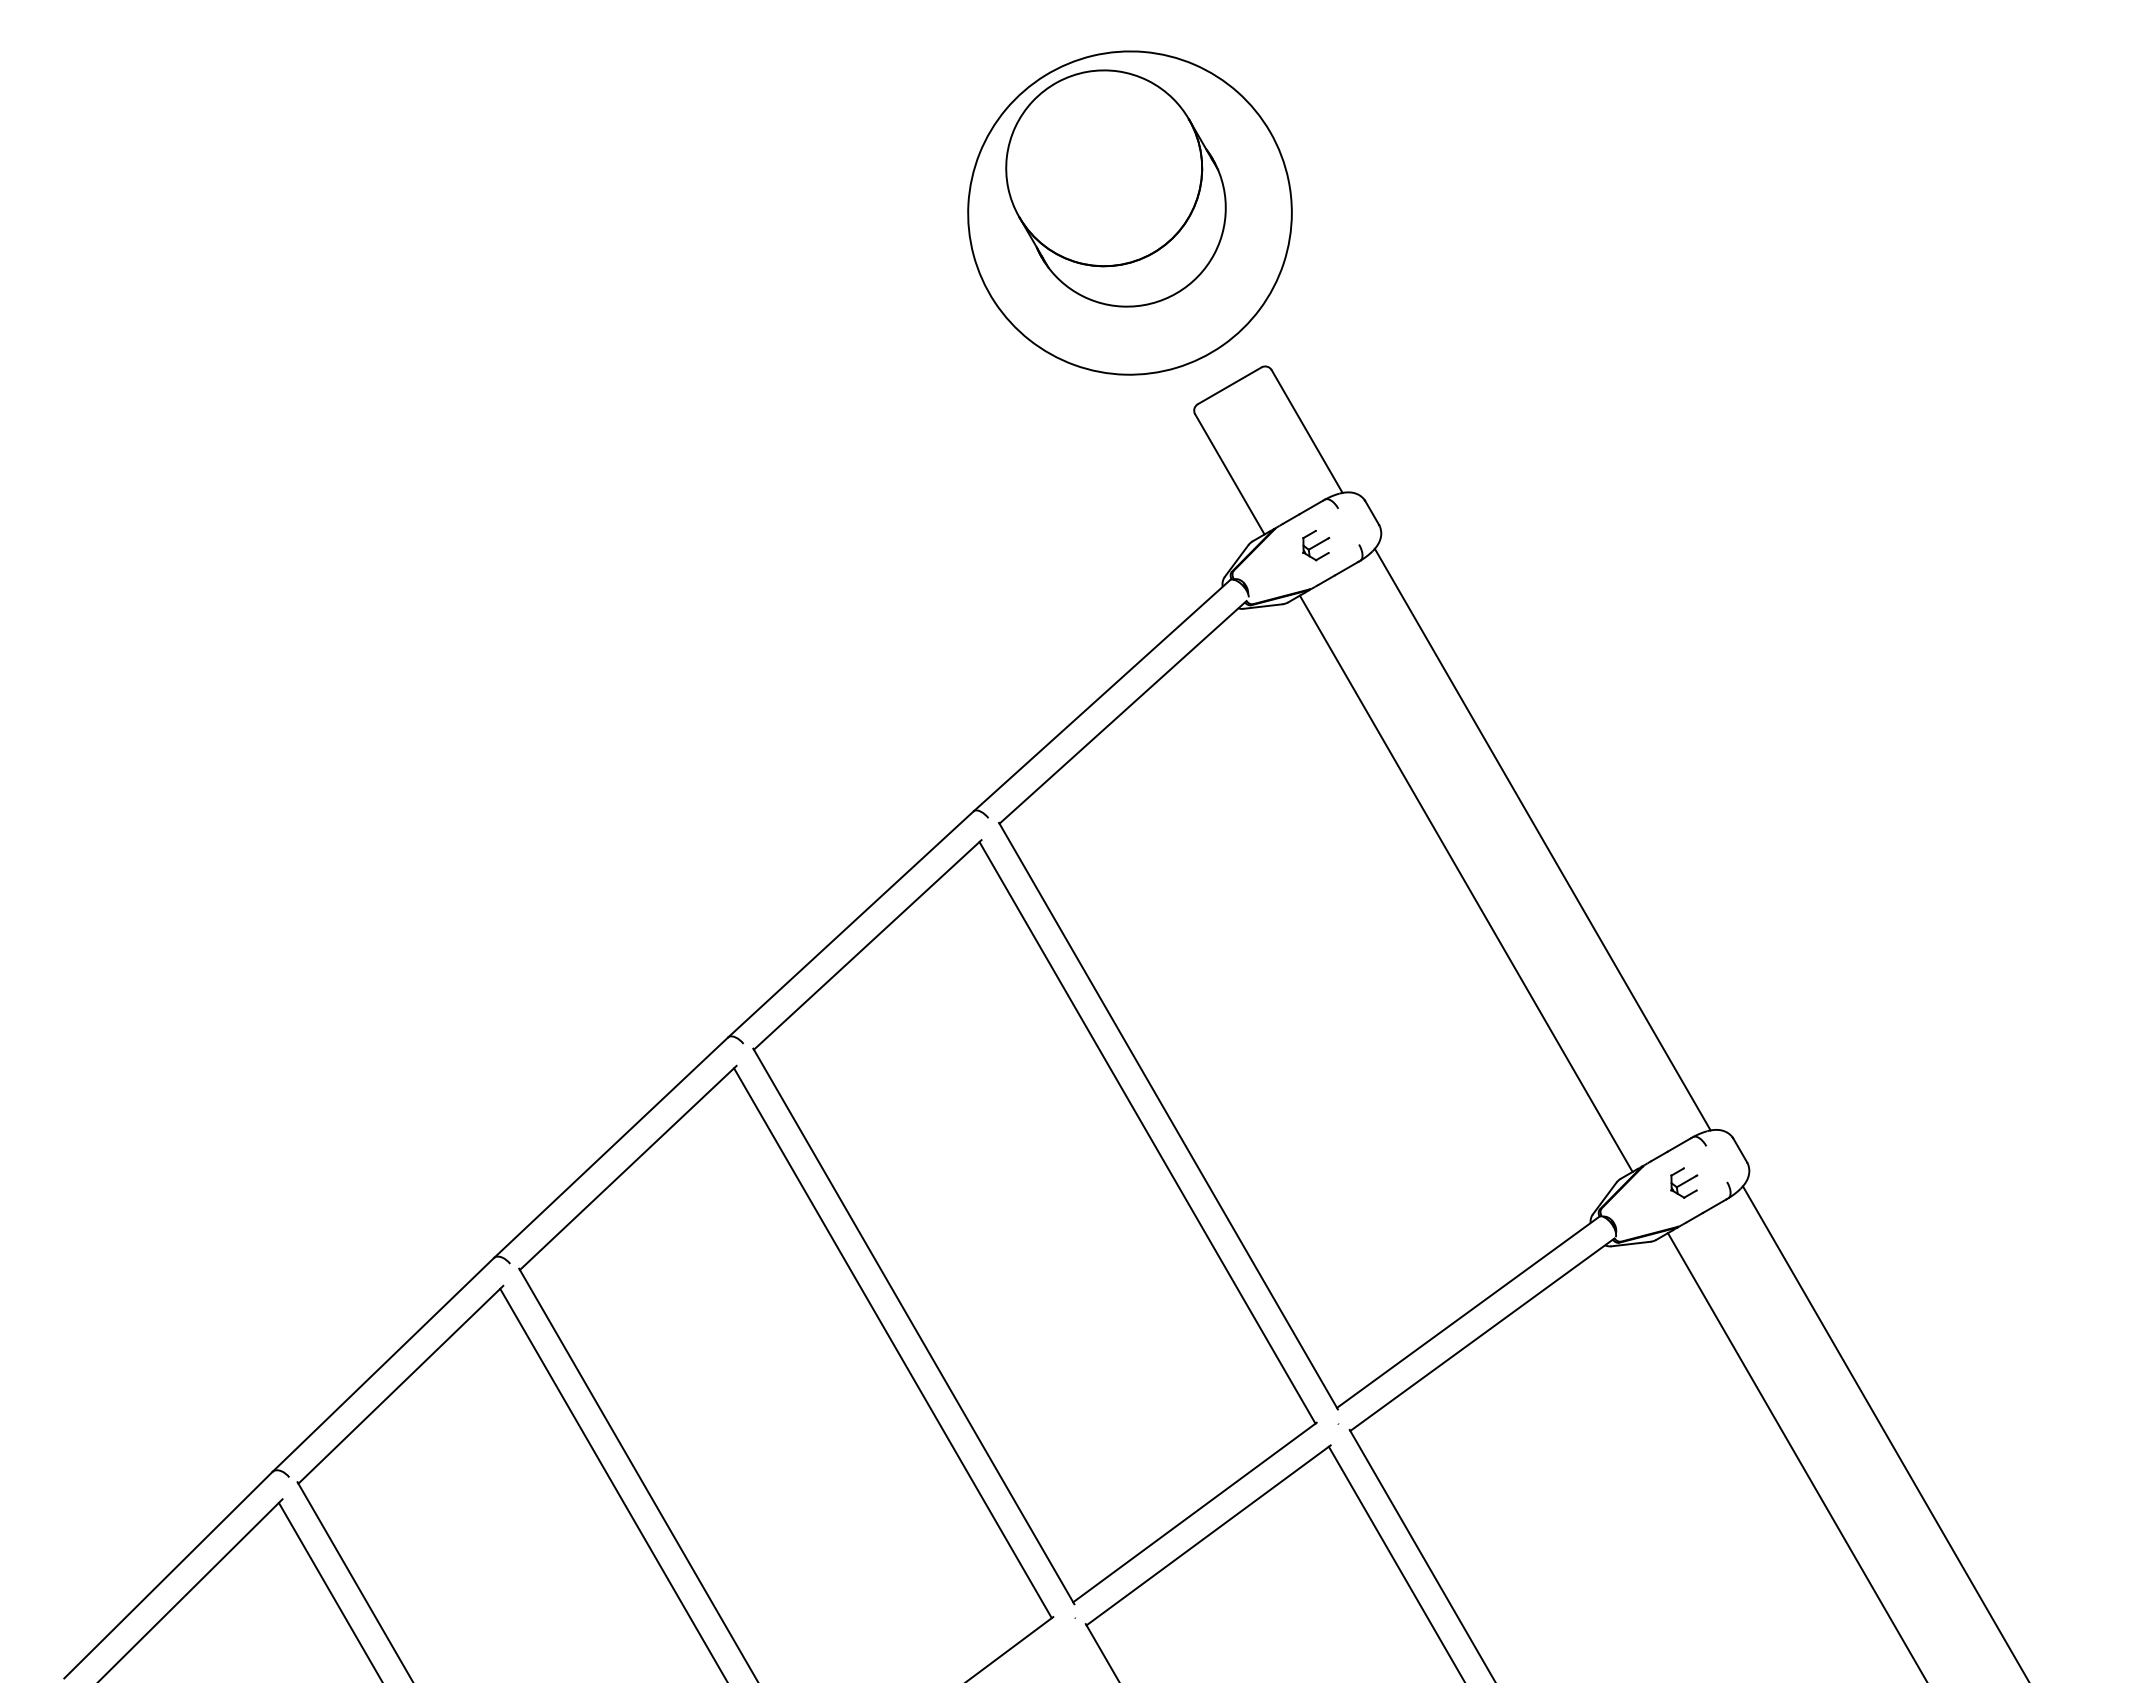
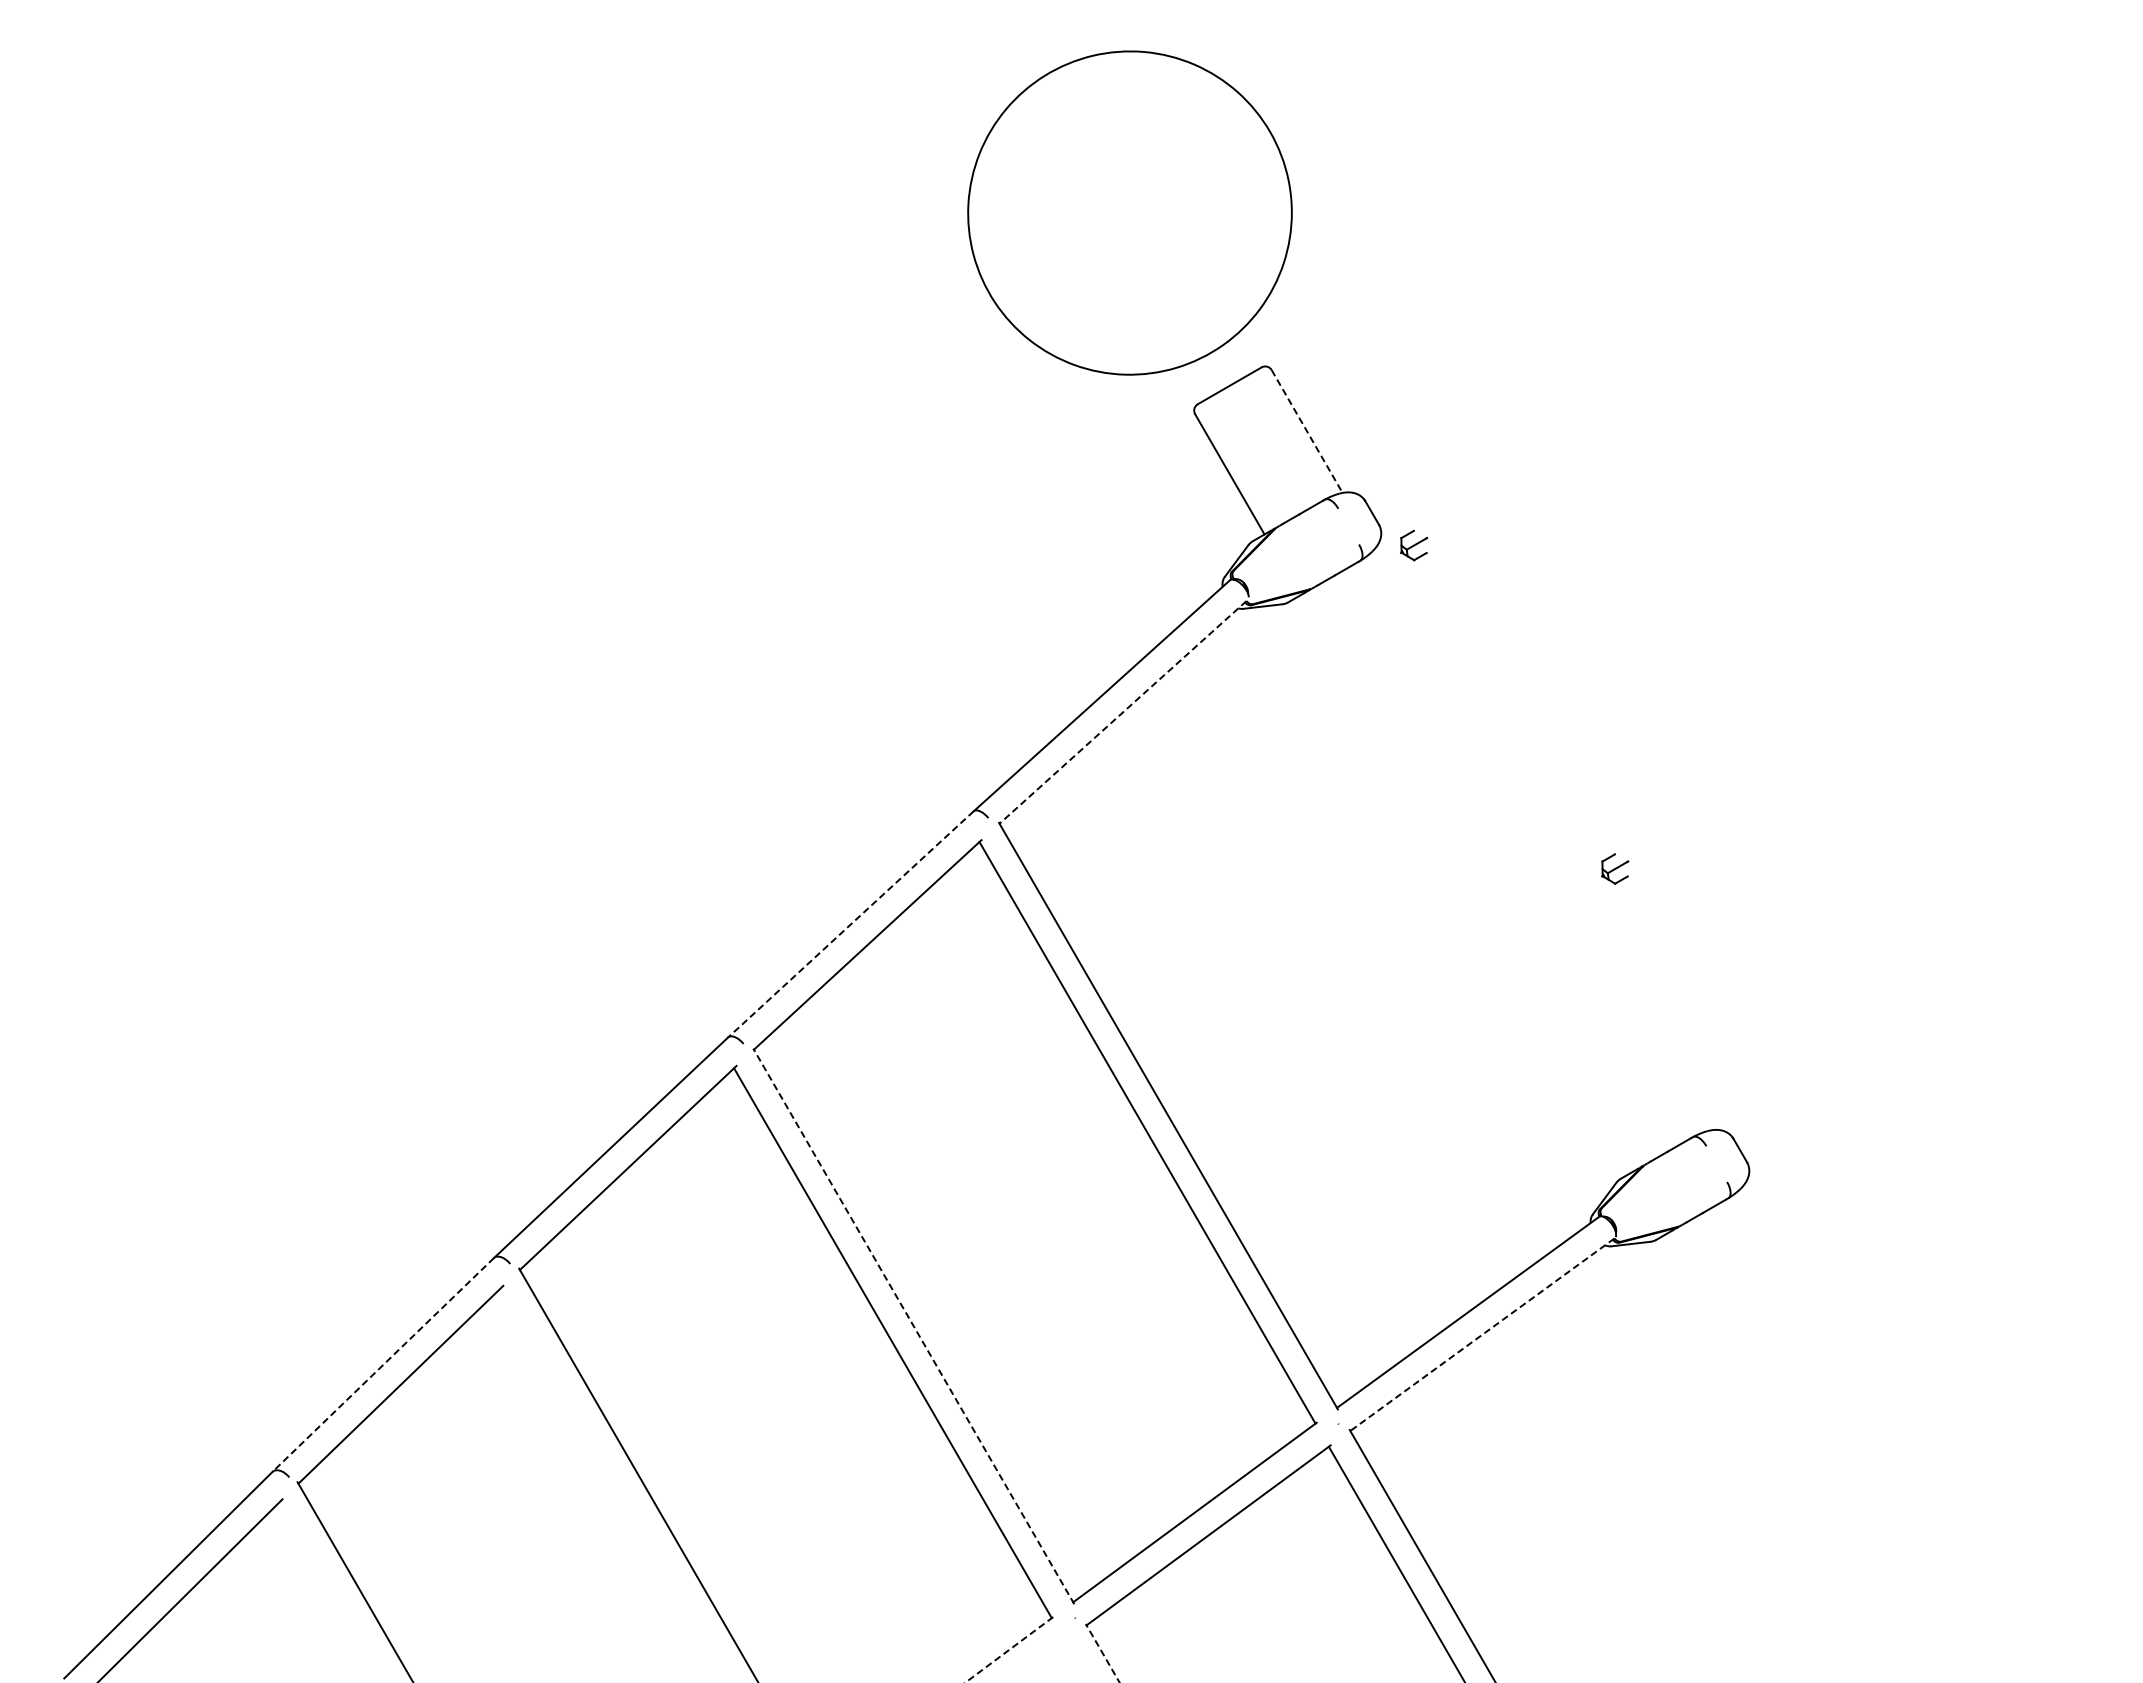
part: present -> none (1115, 188)
line: solid -> dashed (1307, 431)
part position: (1316, 545) -> (1414, 545) (1414, 545)
line: solid -> dashed (1122, 712)
line: present -> none (1542, 839)
line: present -> none (1465, 883)
line: solid -> dashed (850, 924)
part position: (1684, 1182) -> (1615, 868) (1615, 868)
line: solid -> dashed (913, 1326)
line: solid -> dashed (1482, 1335)
line: solid -> dashed (383, 1364)
line: present -> none (1884, 1432)
line: present -> none (1796, 1456)
line: present -> none (612, 1483)
line: present -> none (329, 1590)
line: solid -> dashed (1009, 1649)
line: solid -> dashed (1102, 1653)
